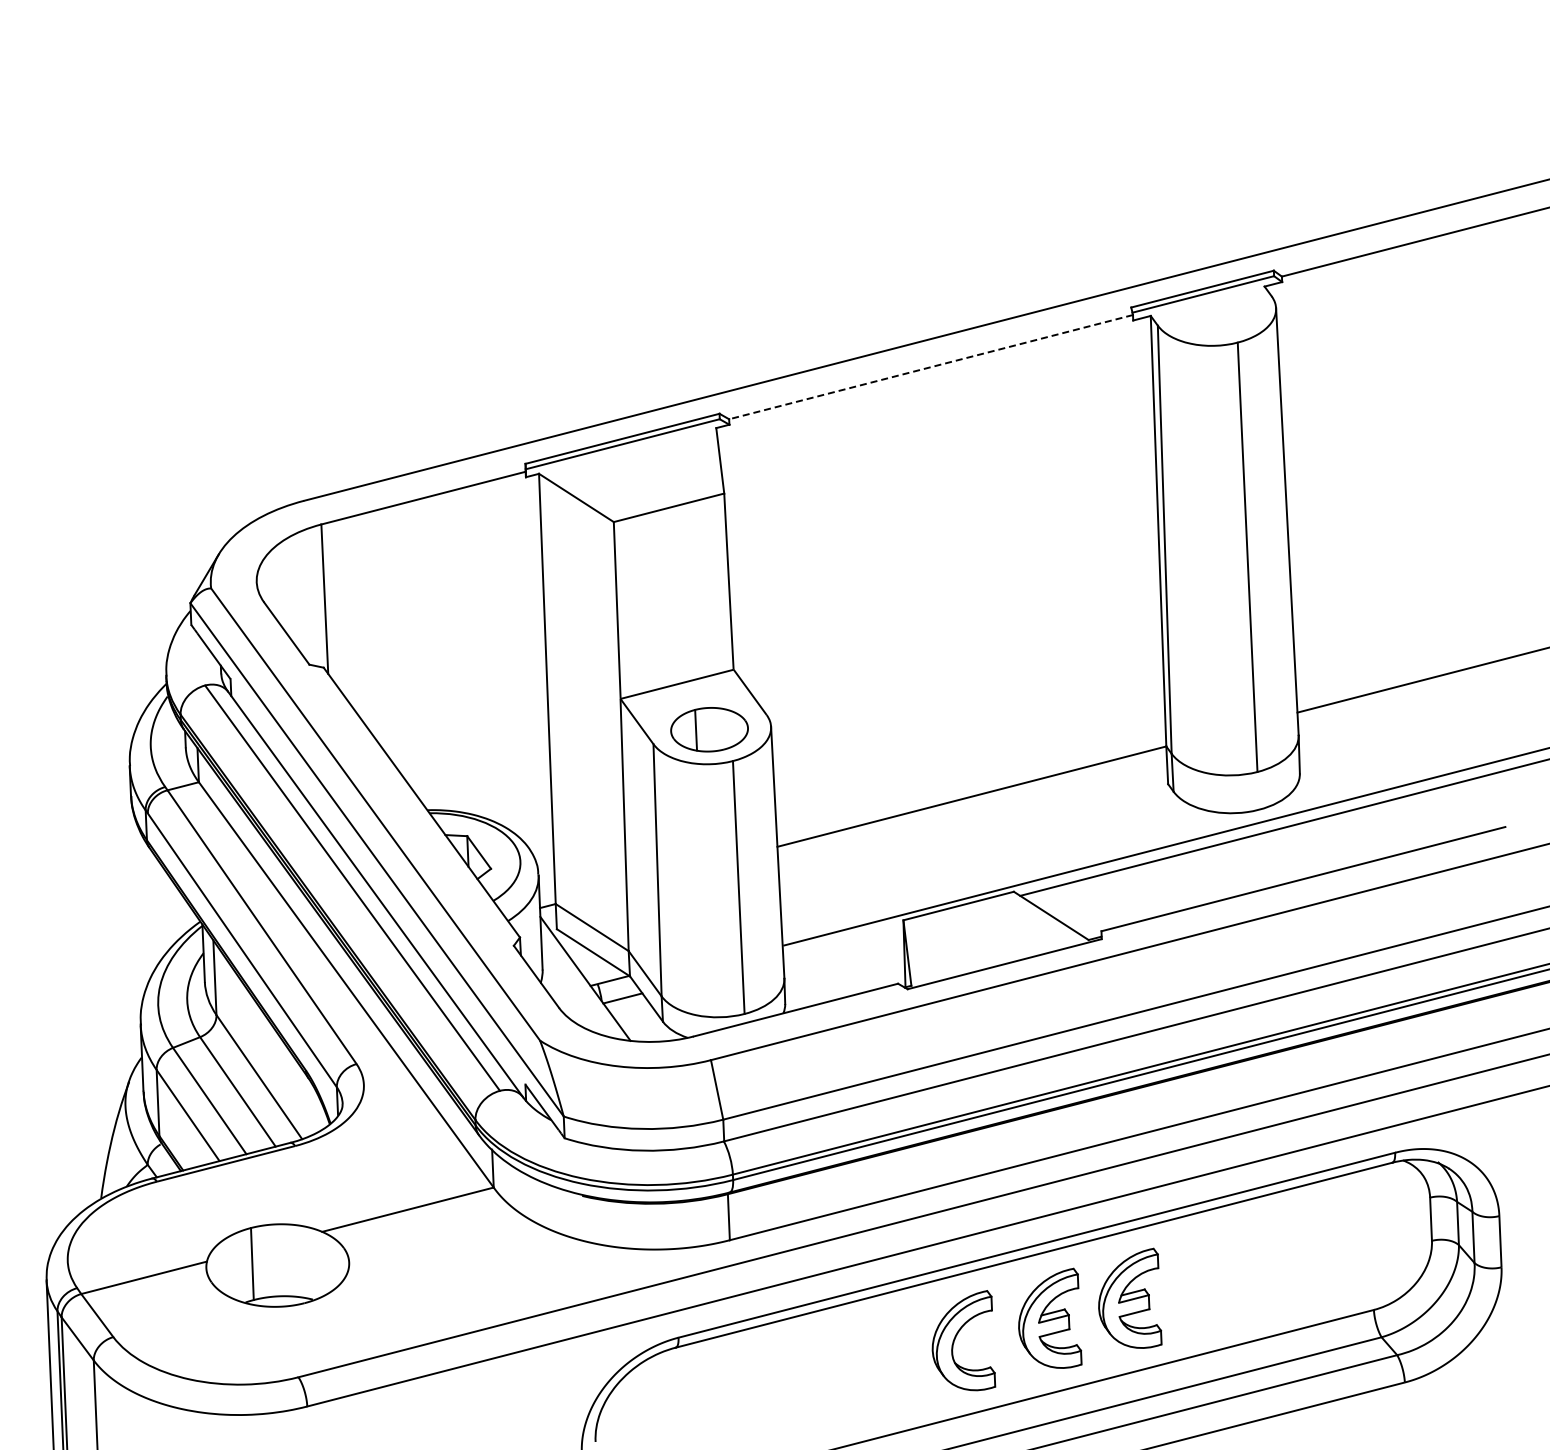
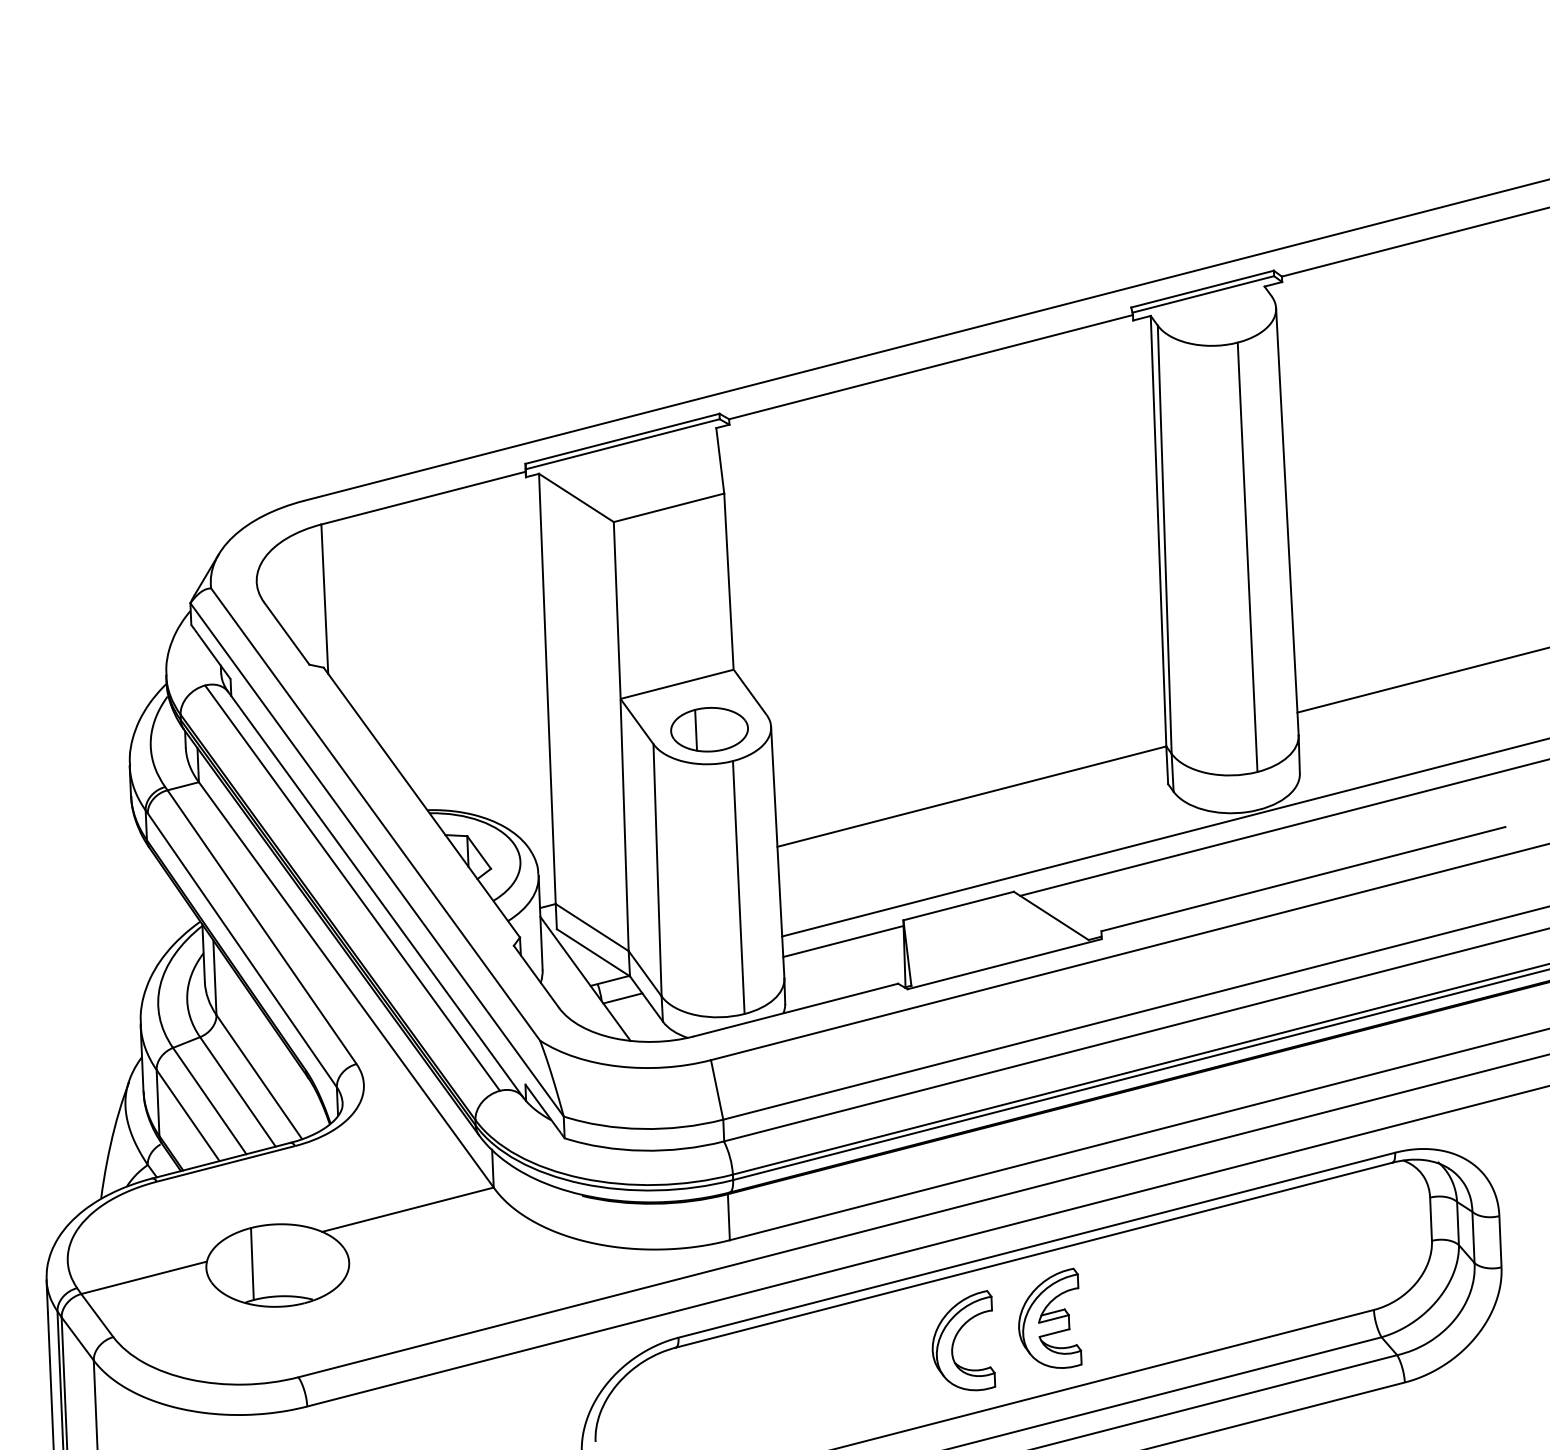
line: dashed -> solid (931, 367)
line position: (1165, 846) -> (1164, 837) (1164, 837)
line: none -> present (843, 941)
part: present -> none (1130, 1297)
